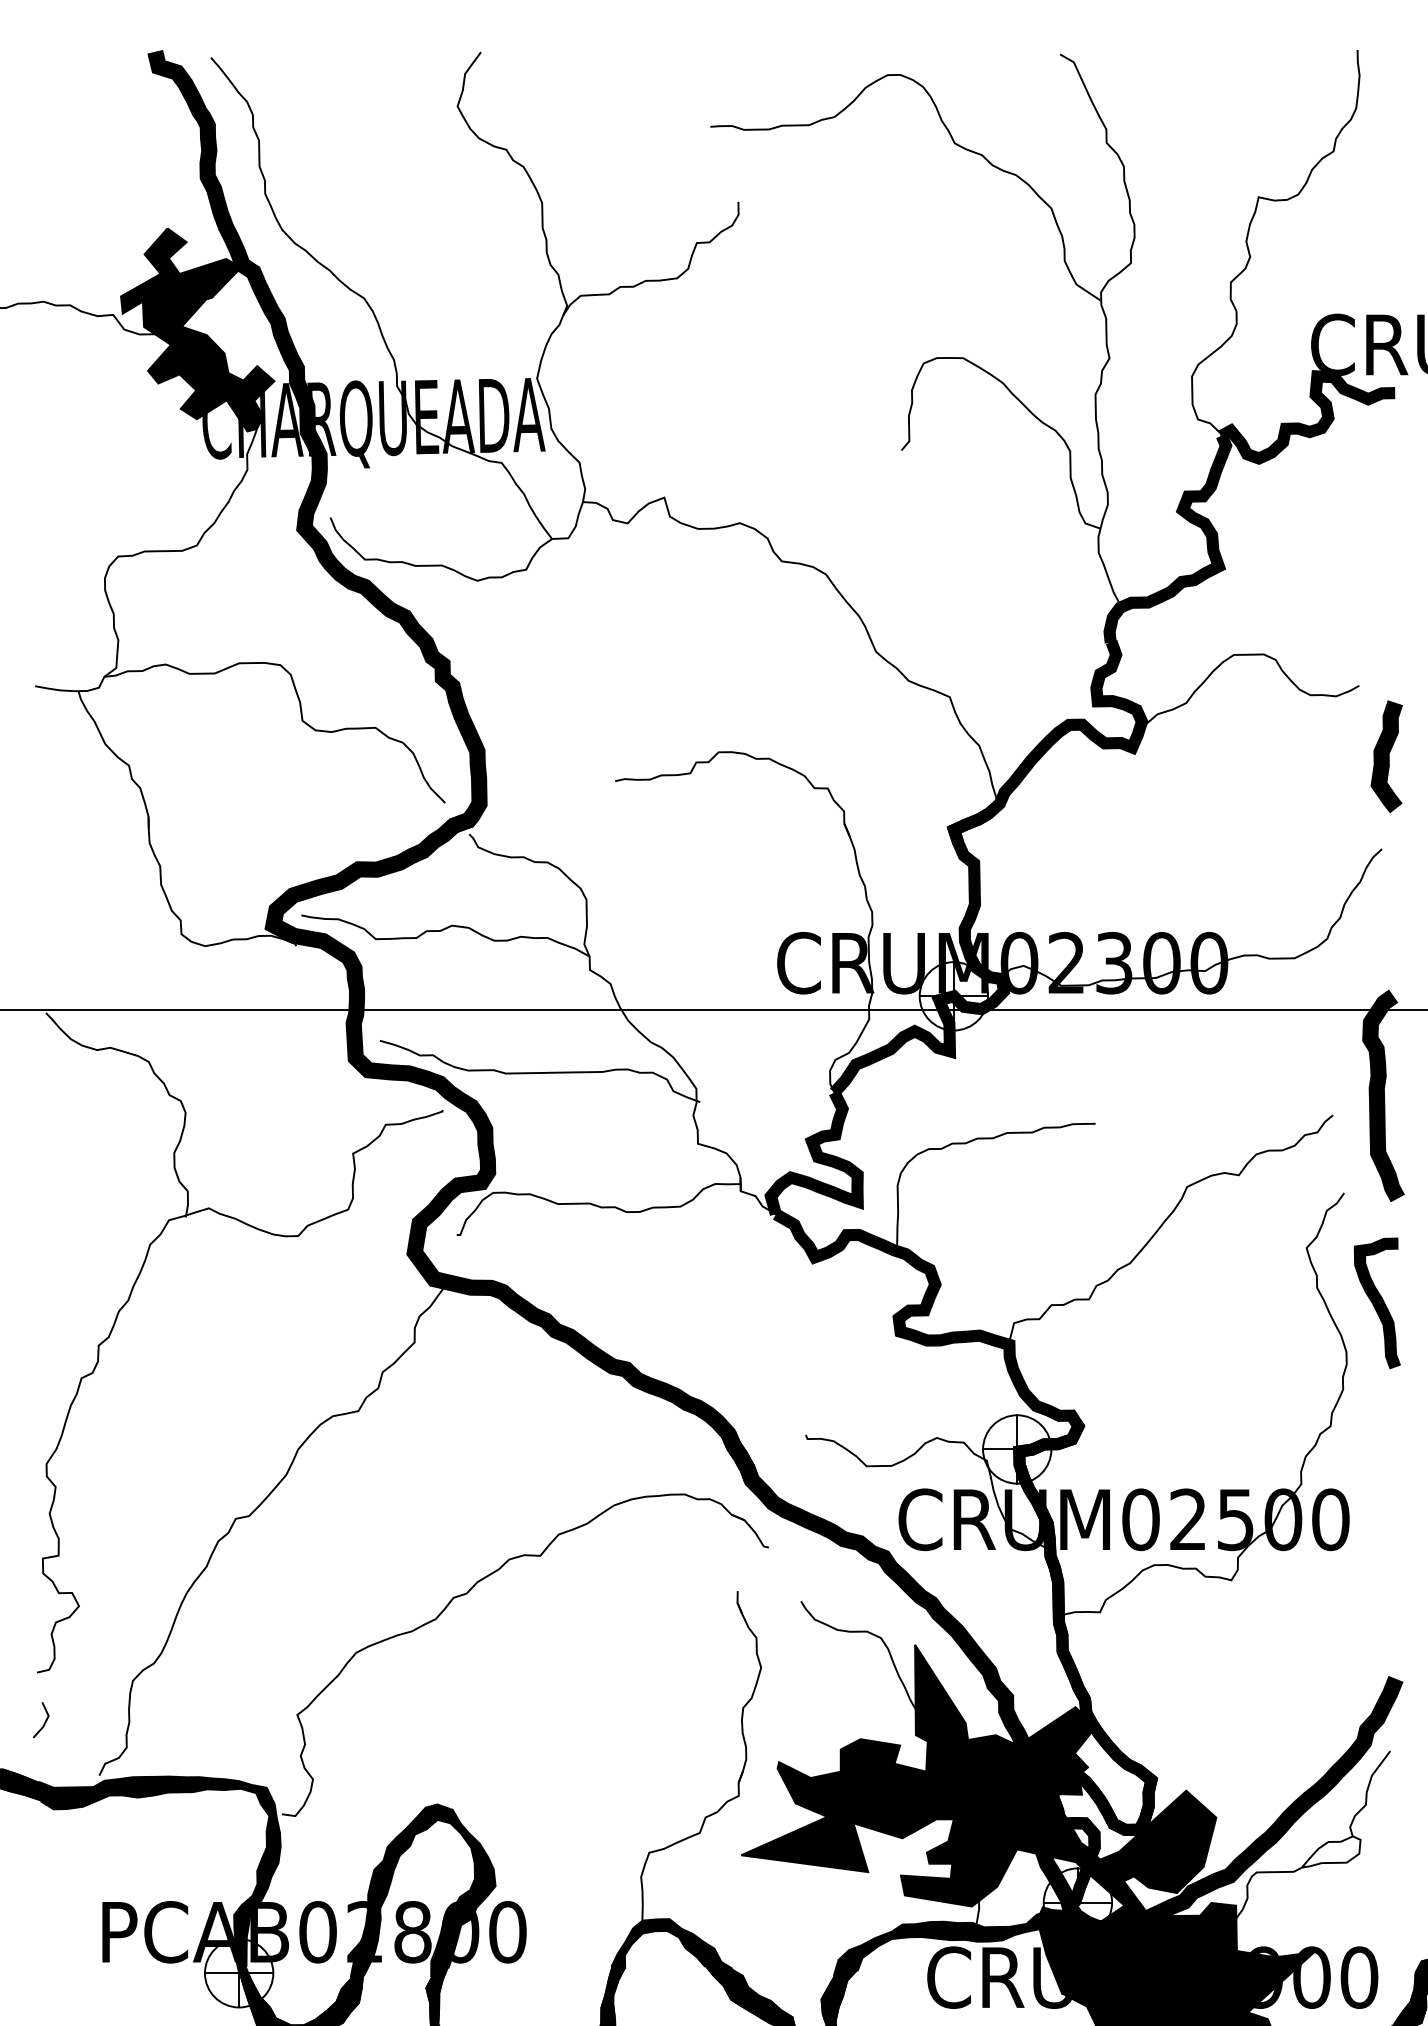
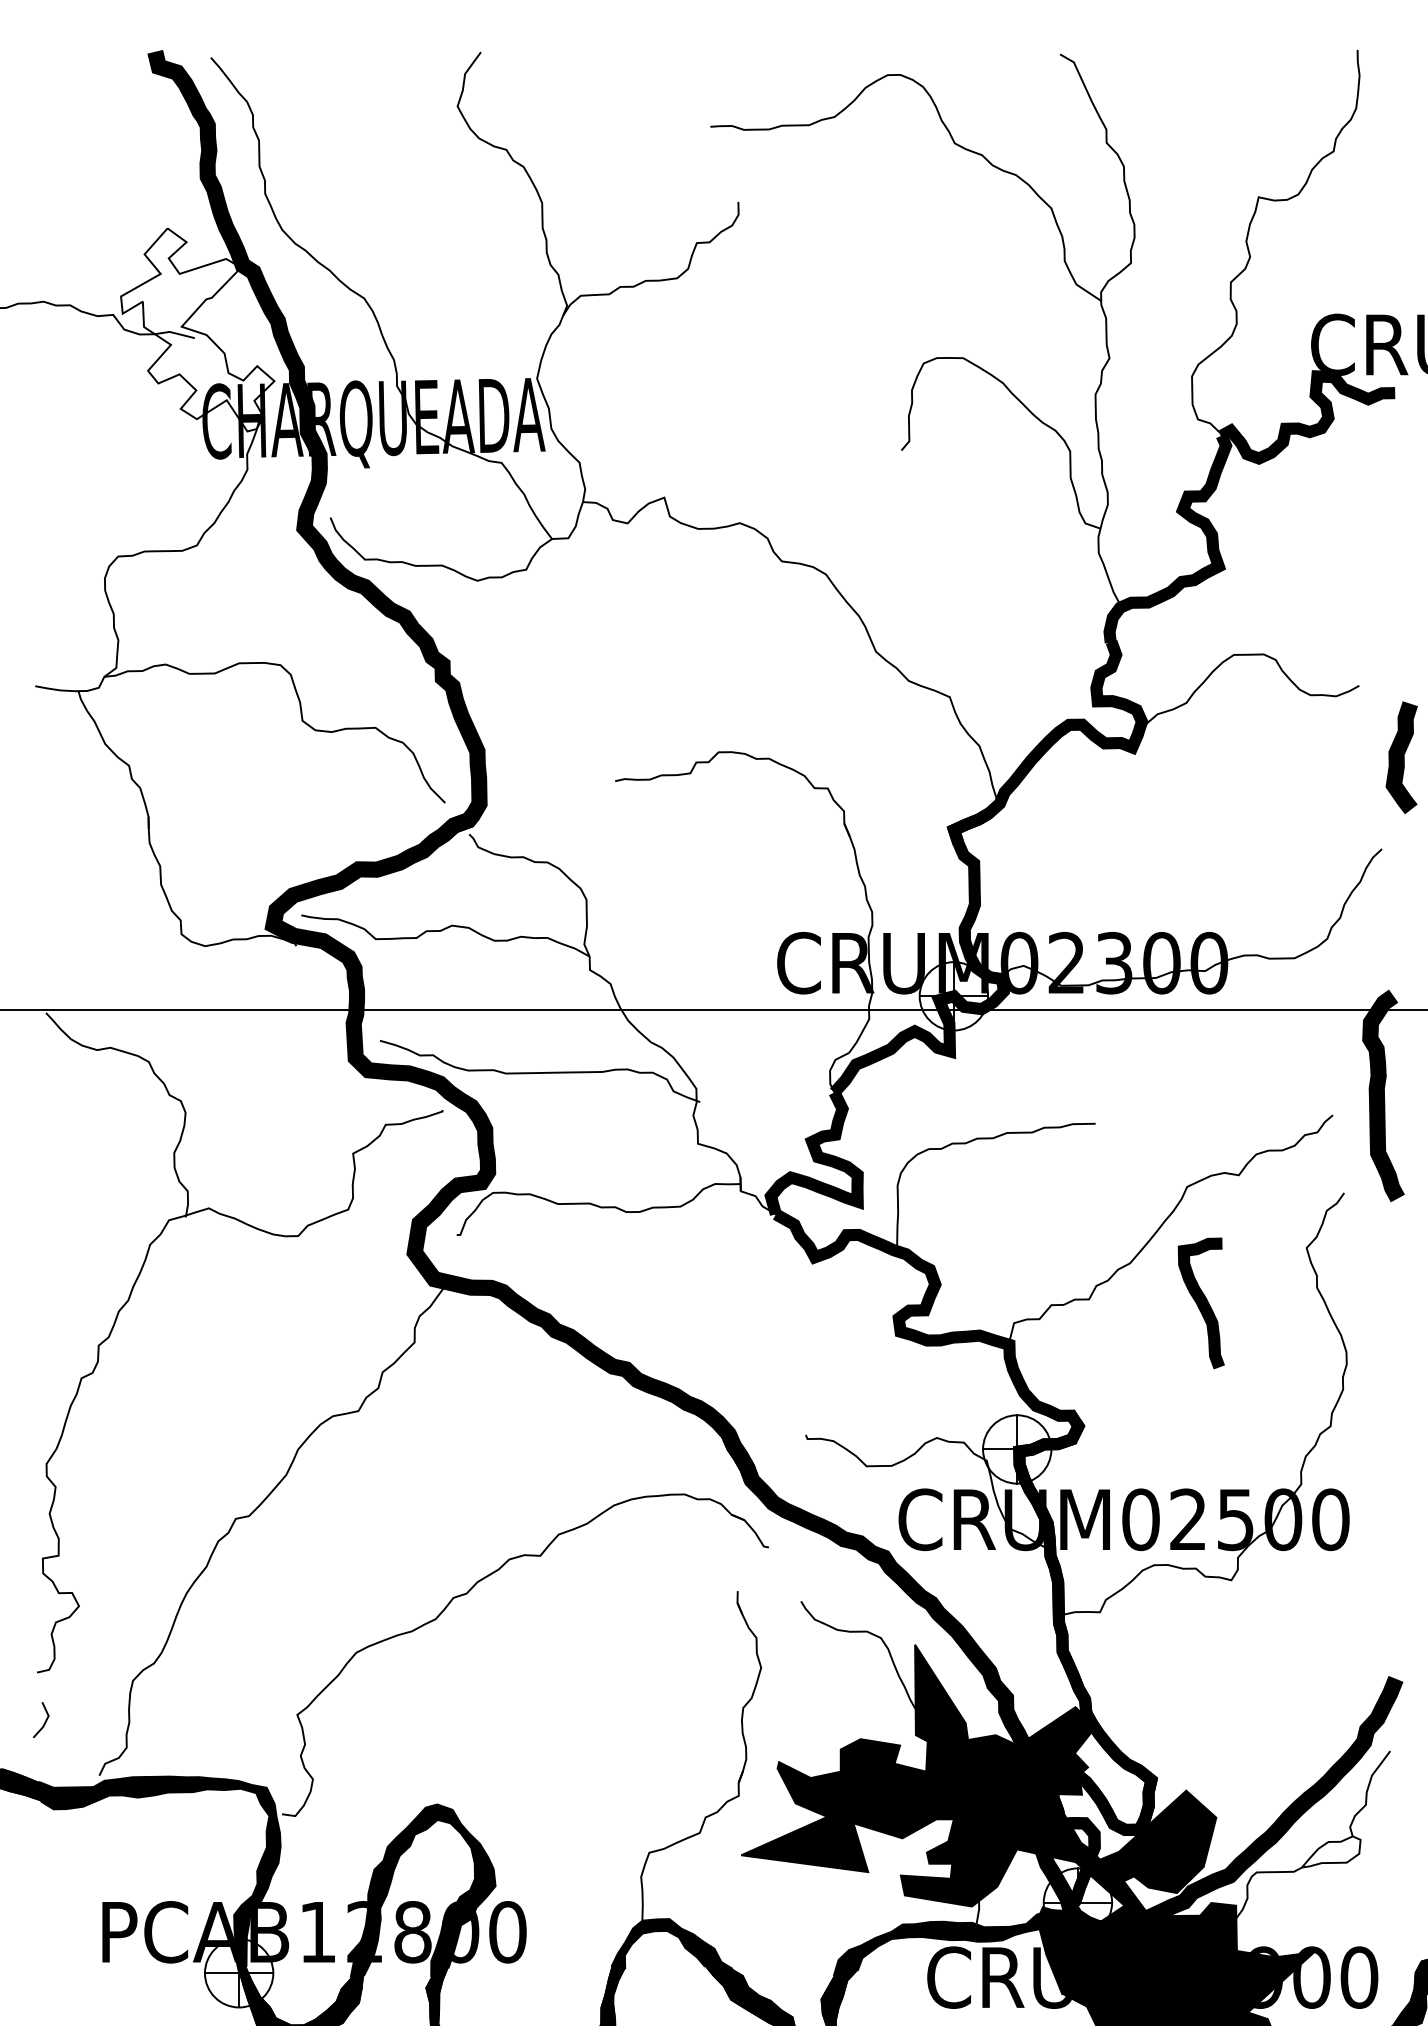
fill: present -> none (197, 329)
curve position: (1386, 756) -> (1401, 757) (1401, 757)
curve position: (1376, 1303) -> (1200, 1303) (1200, 1303)
text: PCAB02800 -> PCAB12800 (317, 1932)
